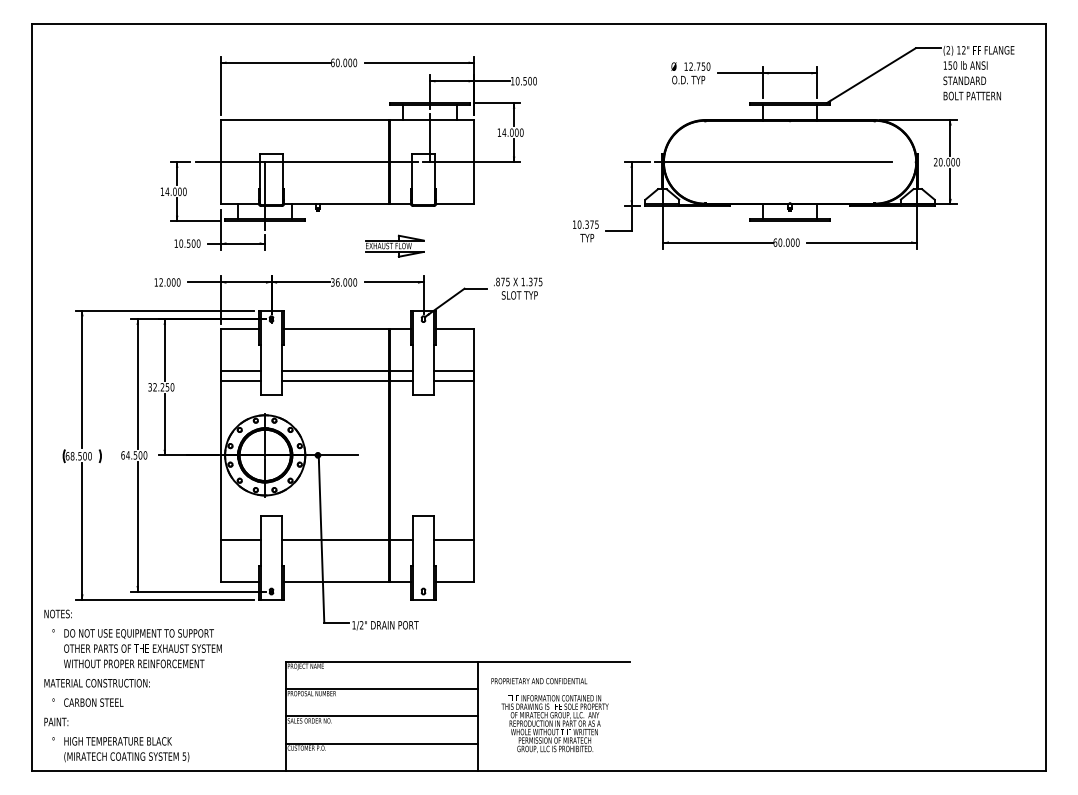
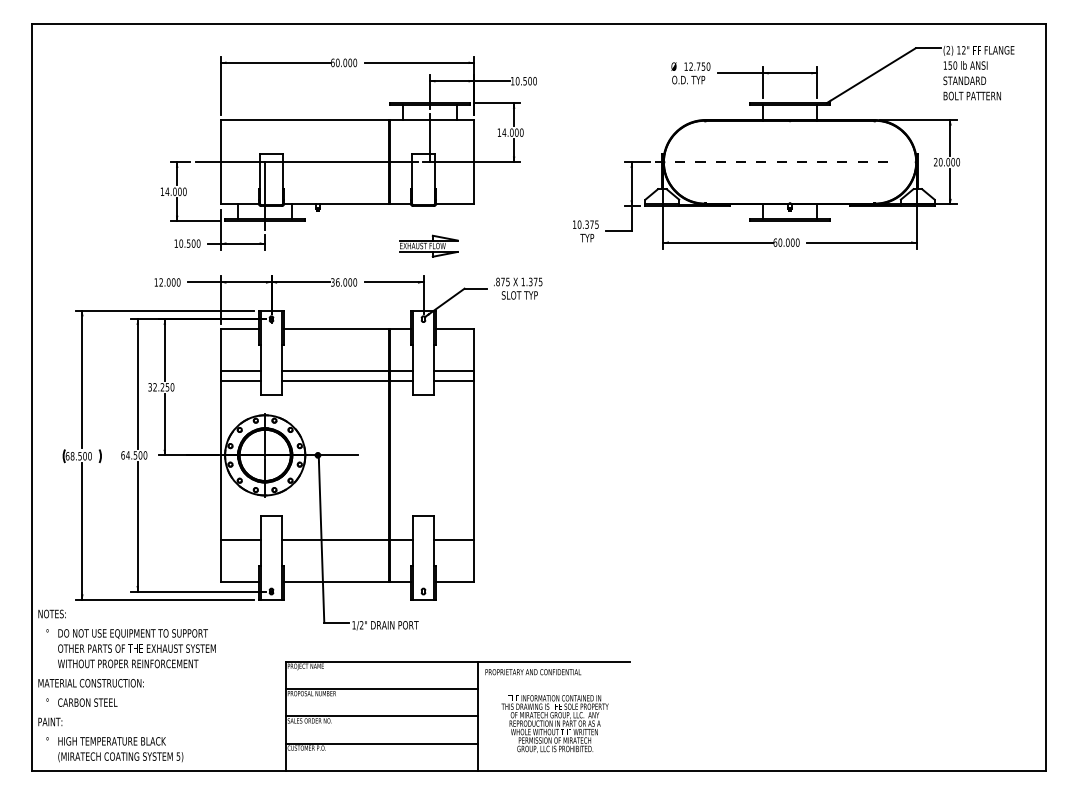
line: solid -> dashed (773, 162)
part position: (394, 245) -> (428, 245) (428, 245)
text position: (539, 681) -> (533, 672) (533, 672)
text position: (132, 685) -> (126, 685) (126, 685)
